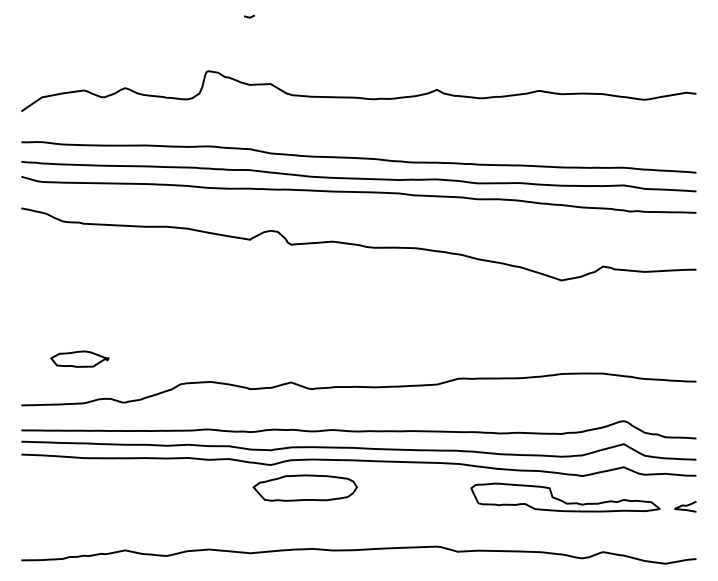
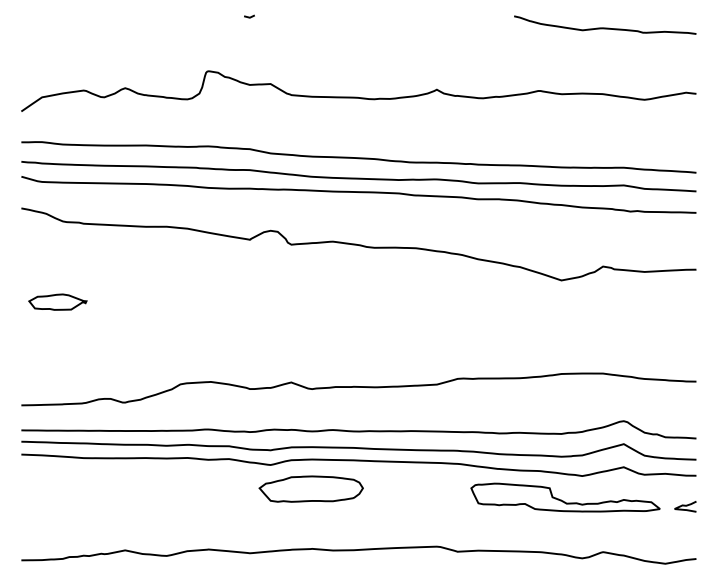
curve: none -> present (605, 27)
part position: (79, 358) -> (57, 301) (57, 301)
part position: (304, 487) -> (310, 488) (310, 488)
